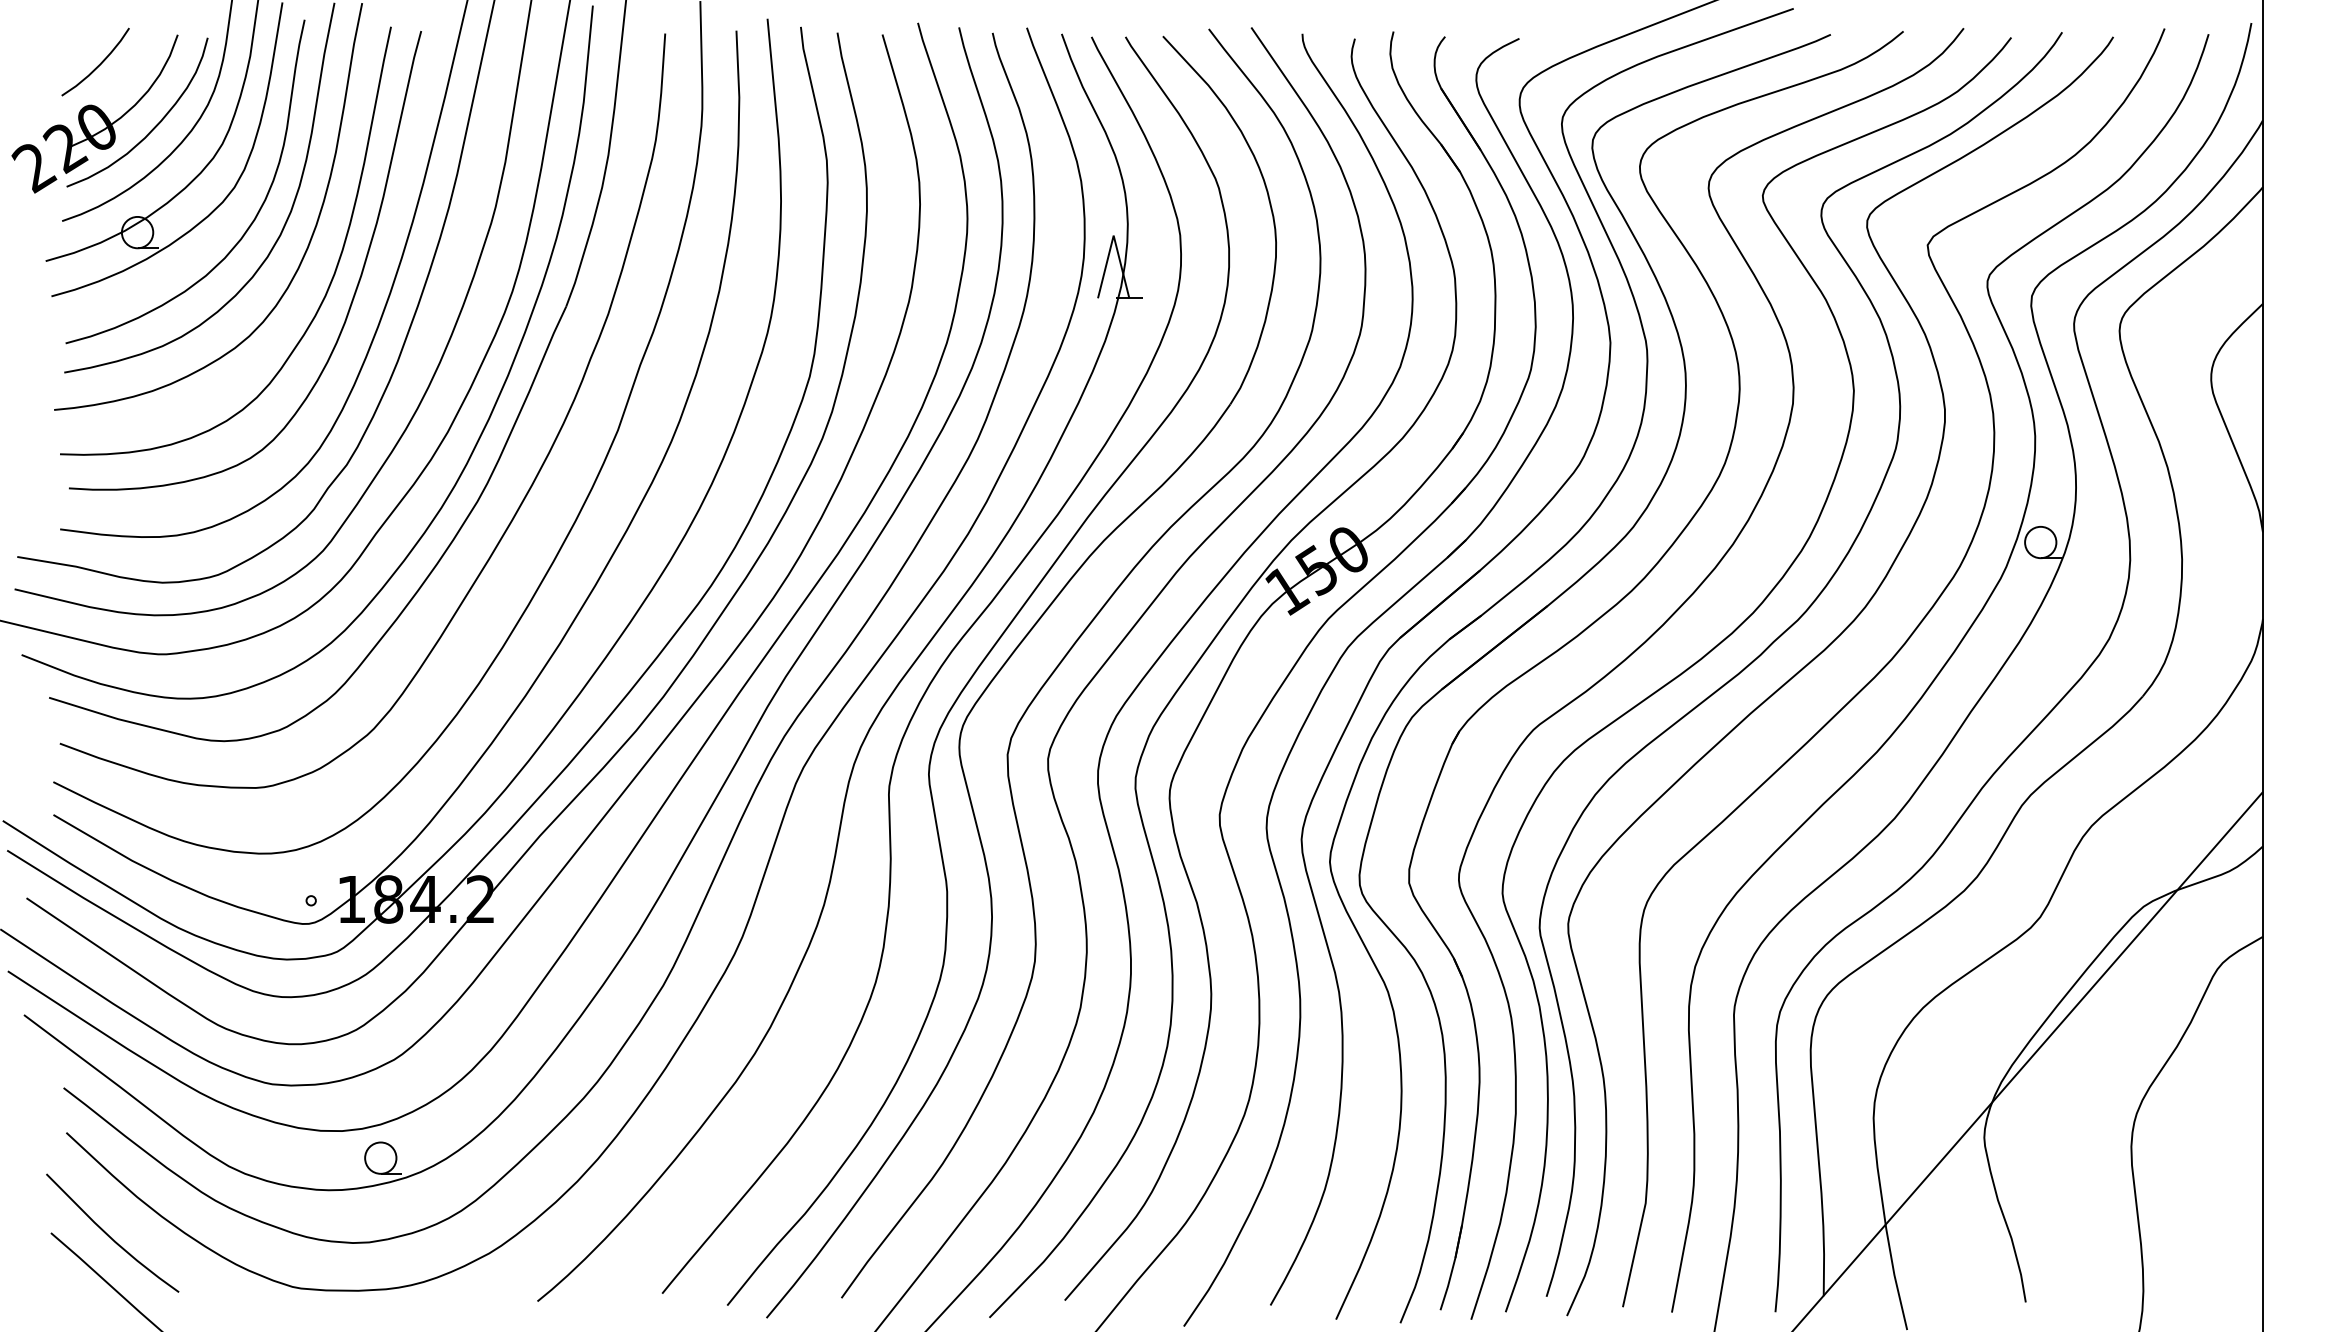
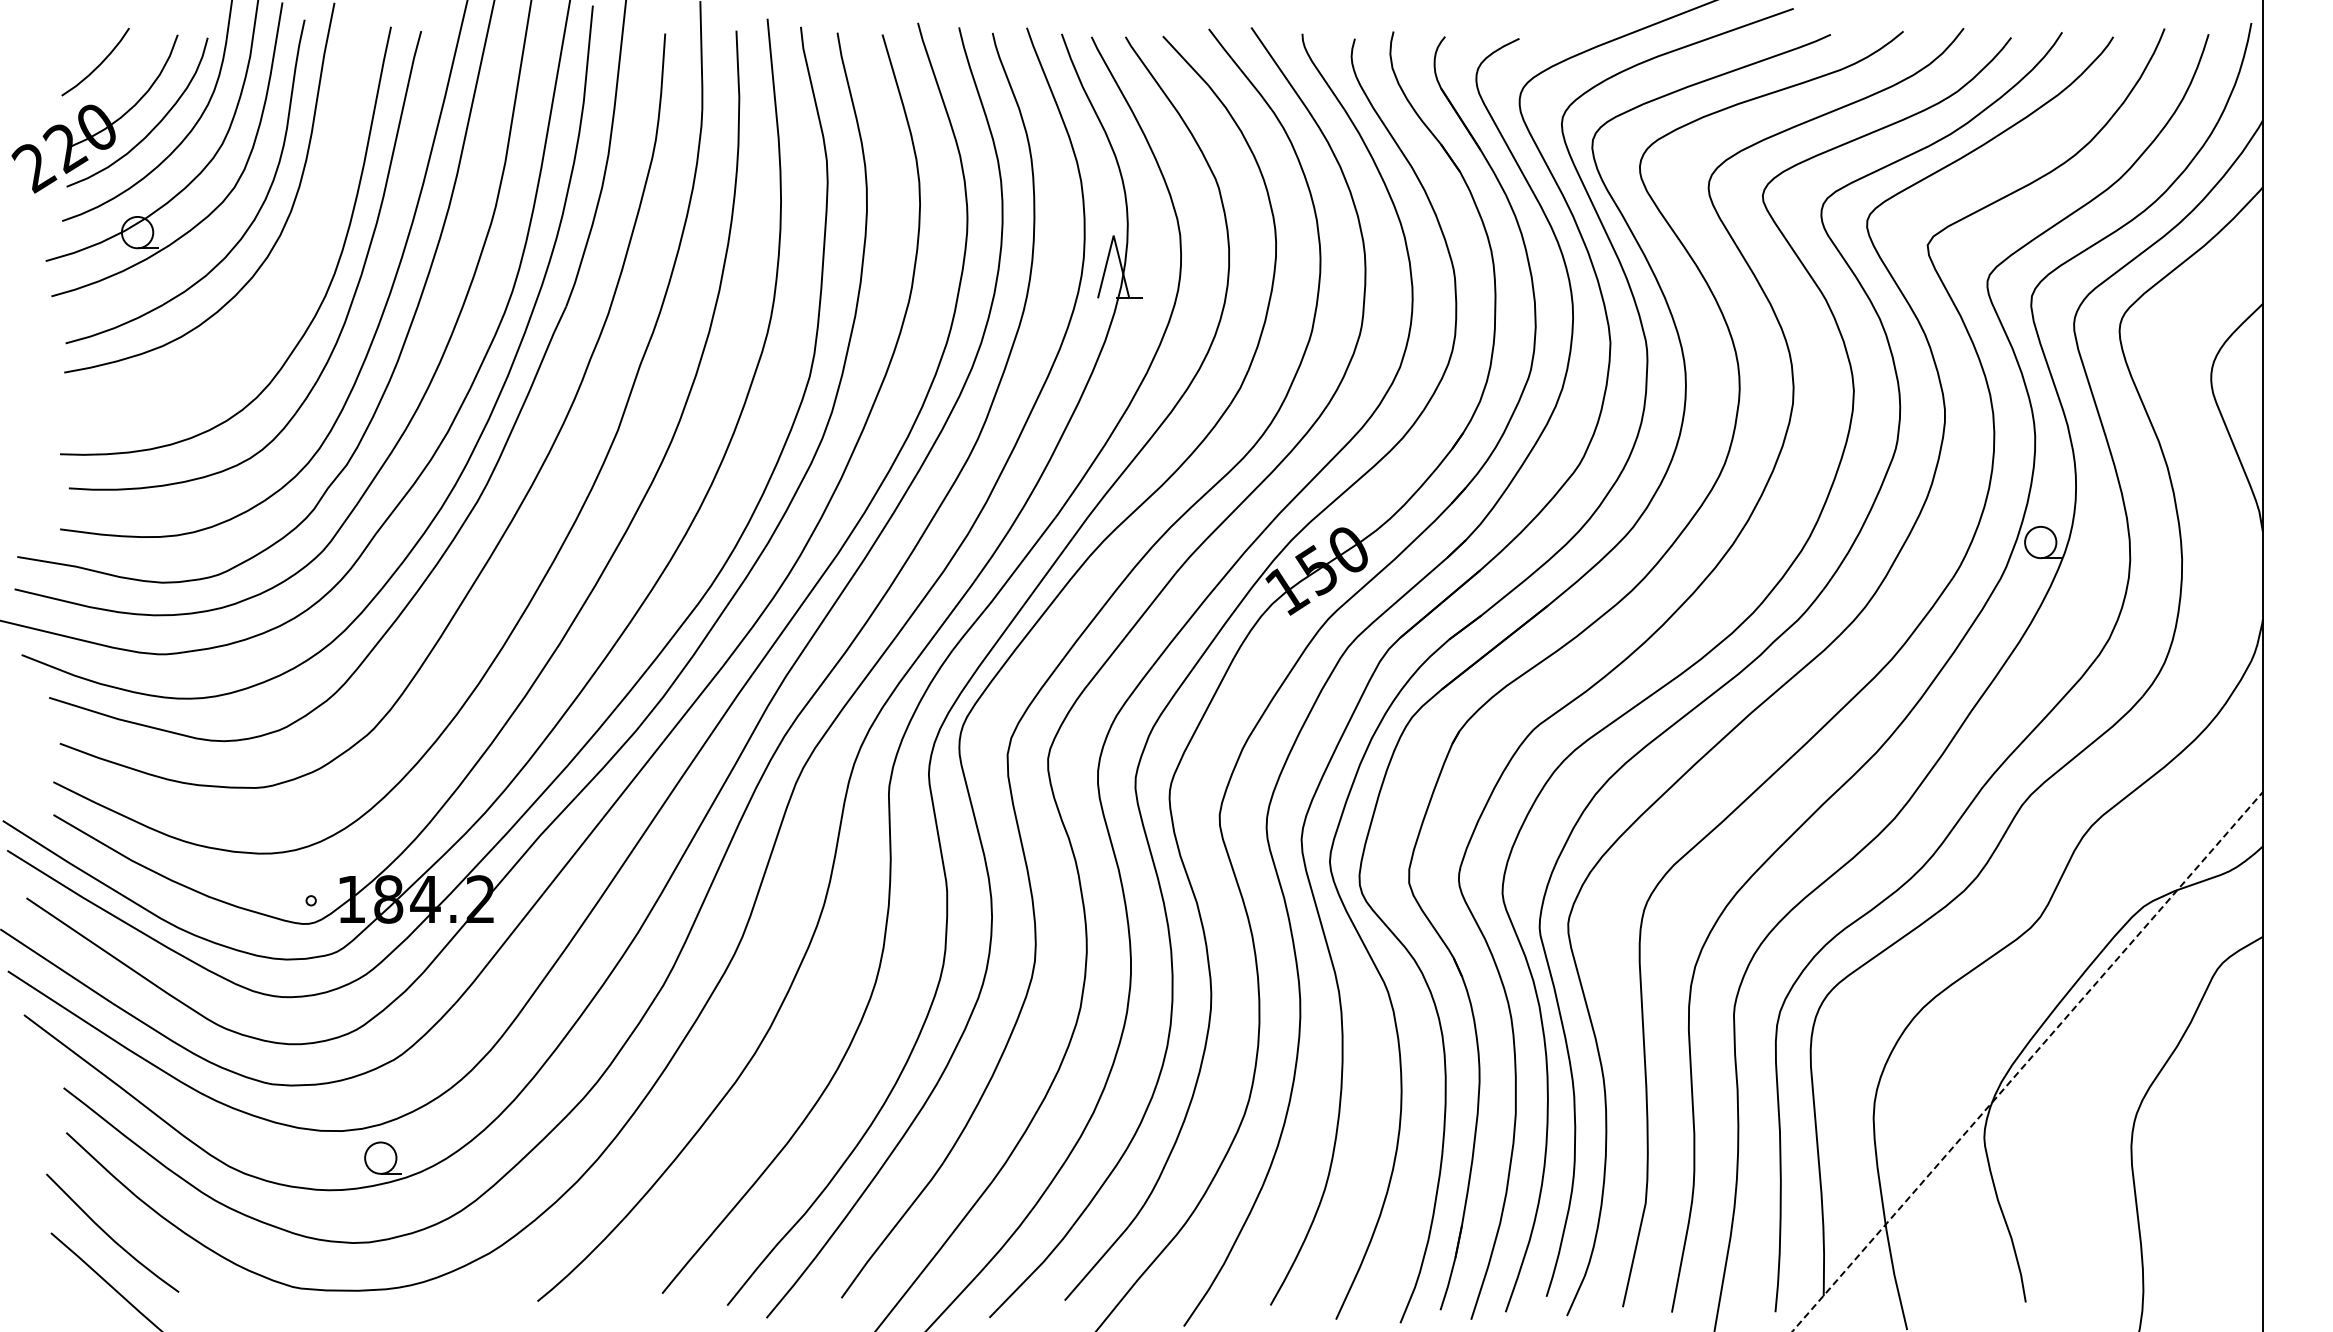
curve: present -> none (308, 242)
line: solid -> dashed (2027, 1061)
